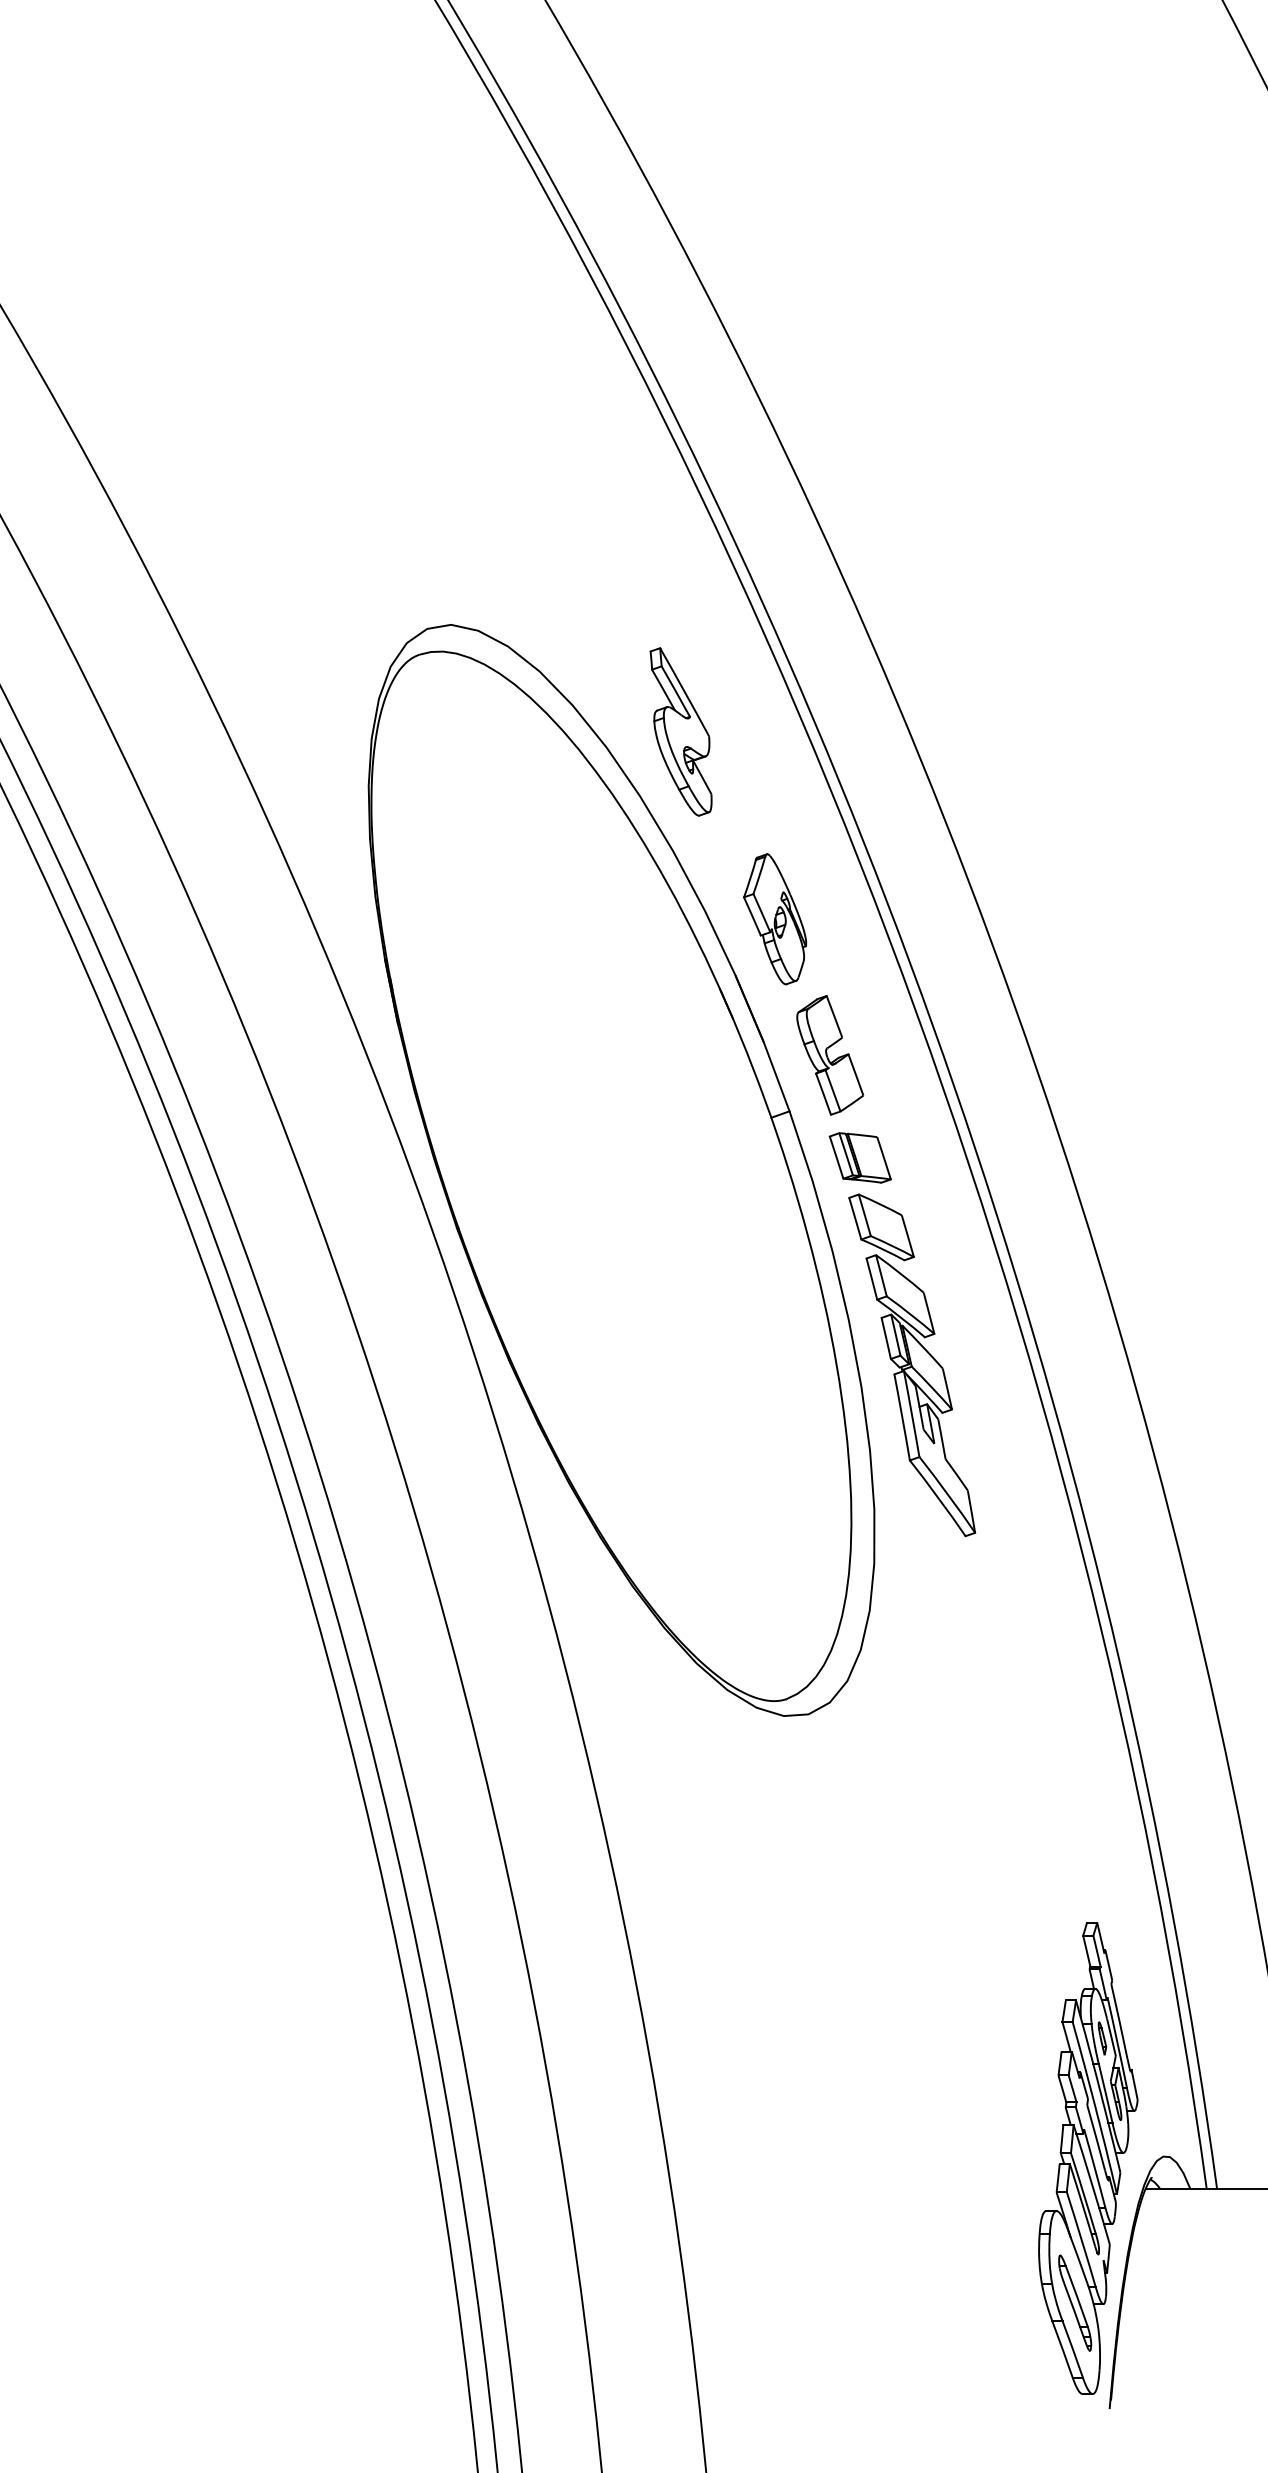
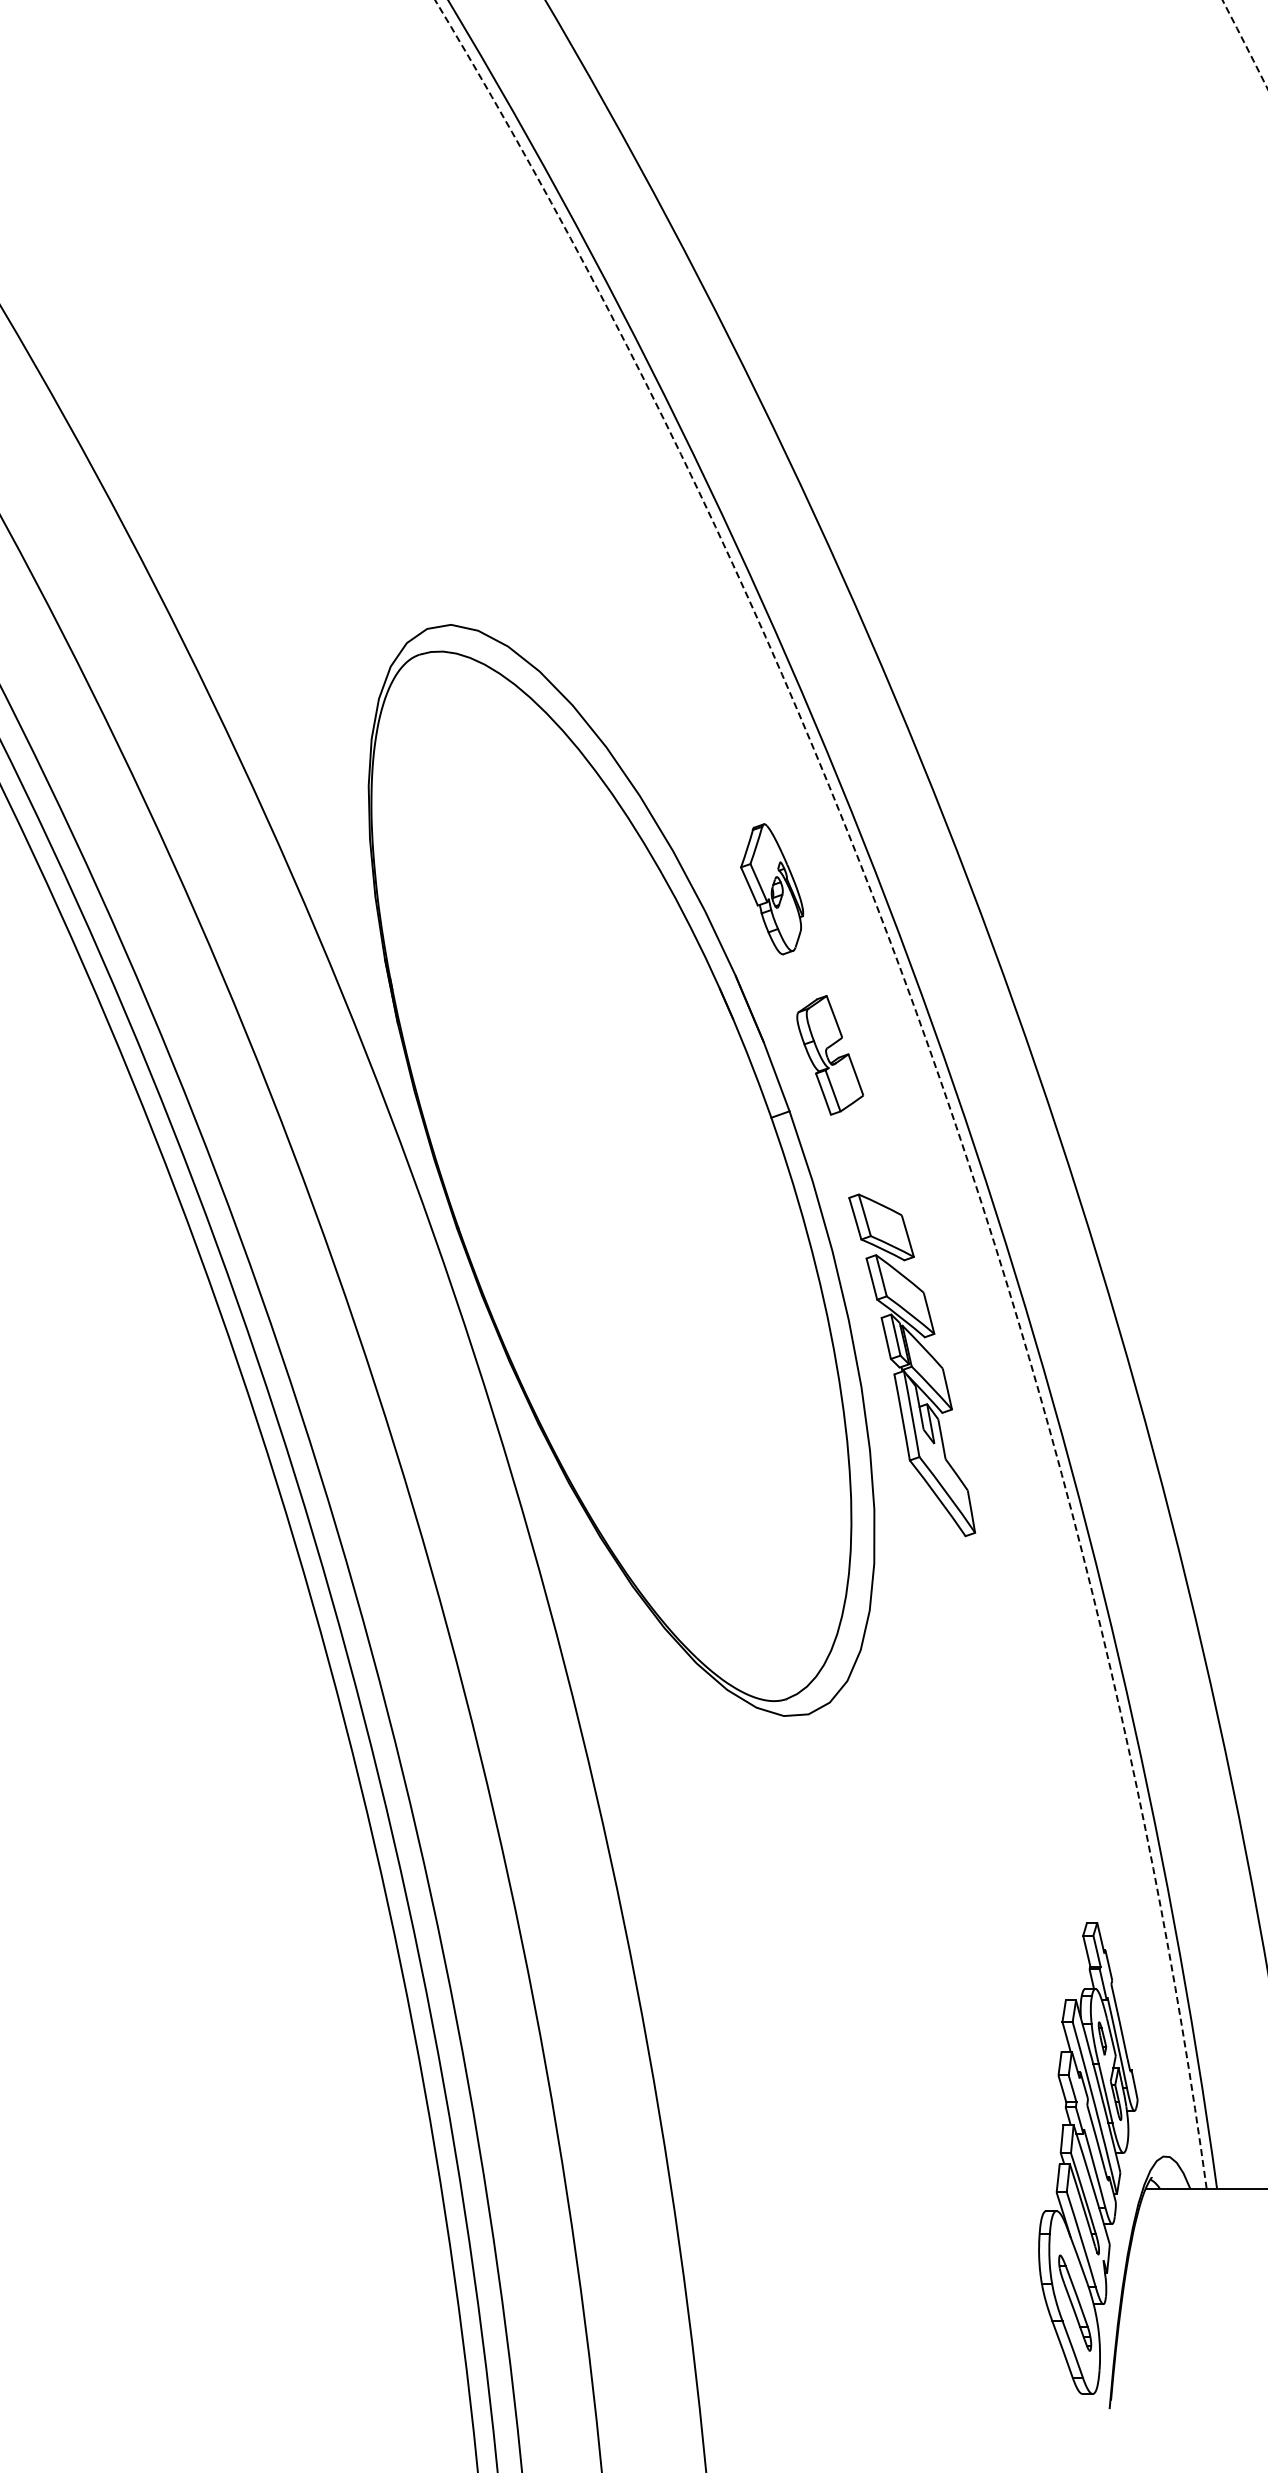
arc: solid -> dashed (1245, 44)
part: present -> none (680, 731)
part position: (775, 919) -> (772, 889) (772, 889)
arc: solid -> dashed (932, 1056)
part: present -> none (859, 1157)
